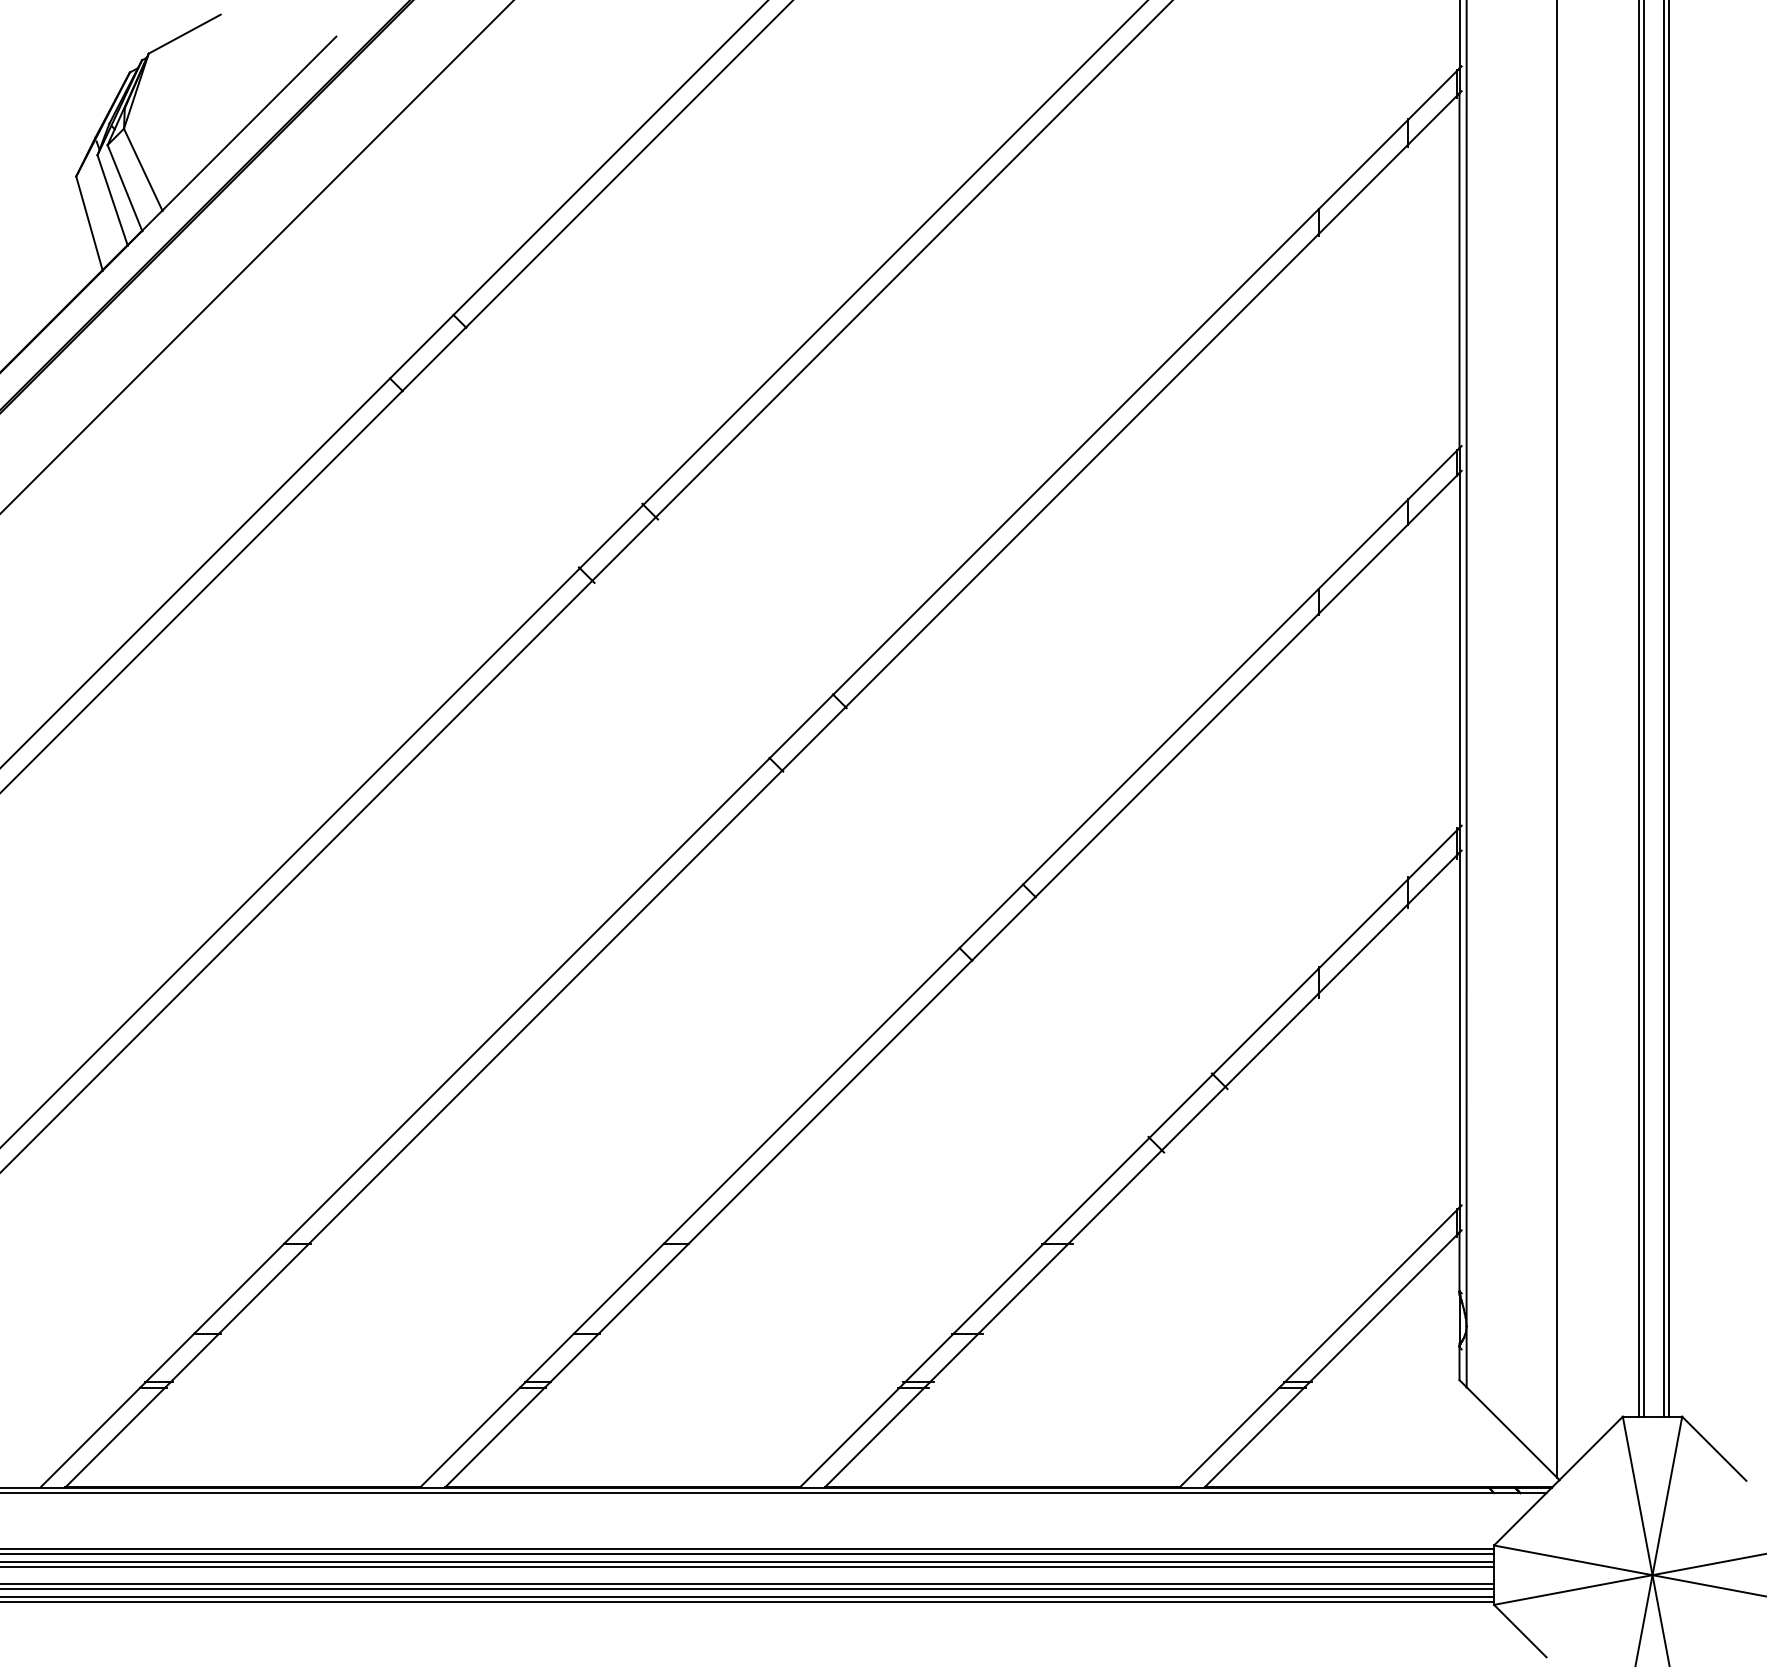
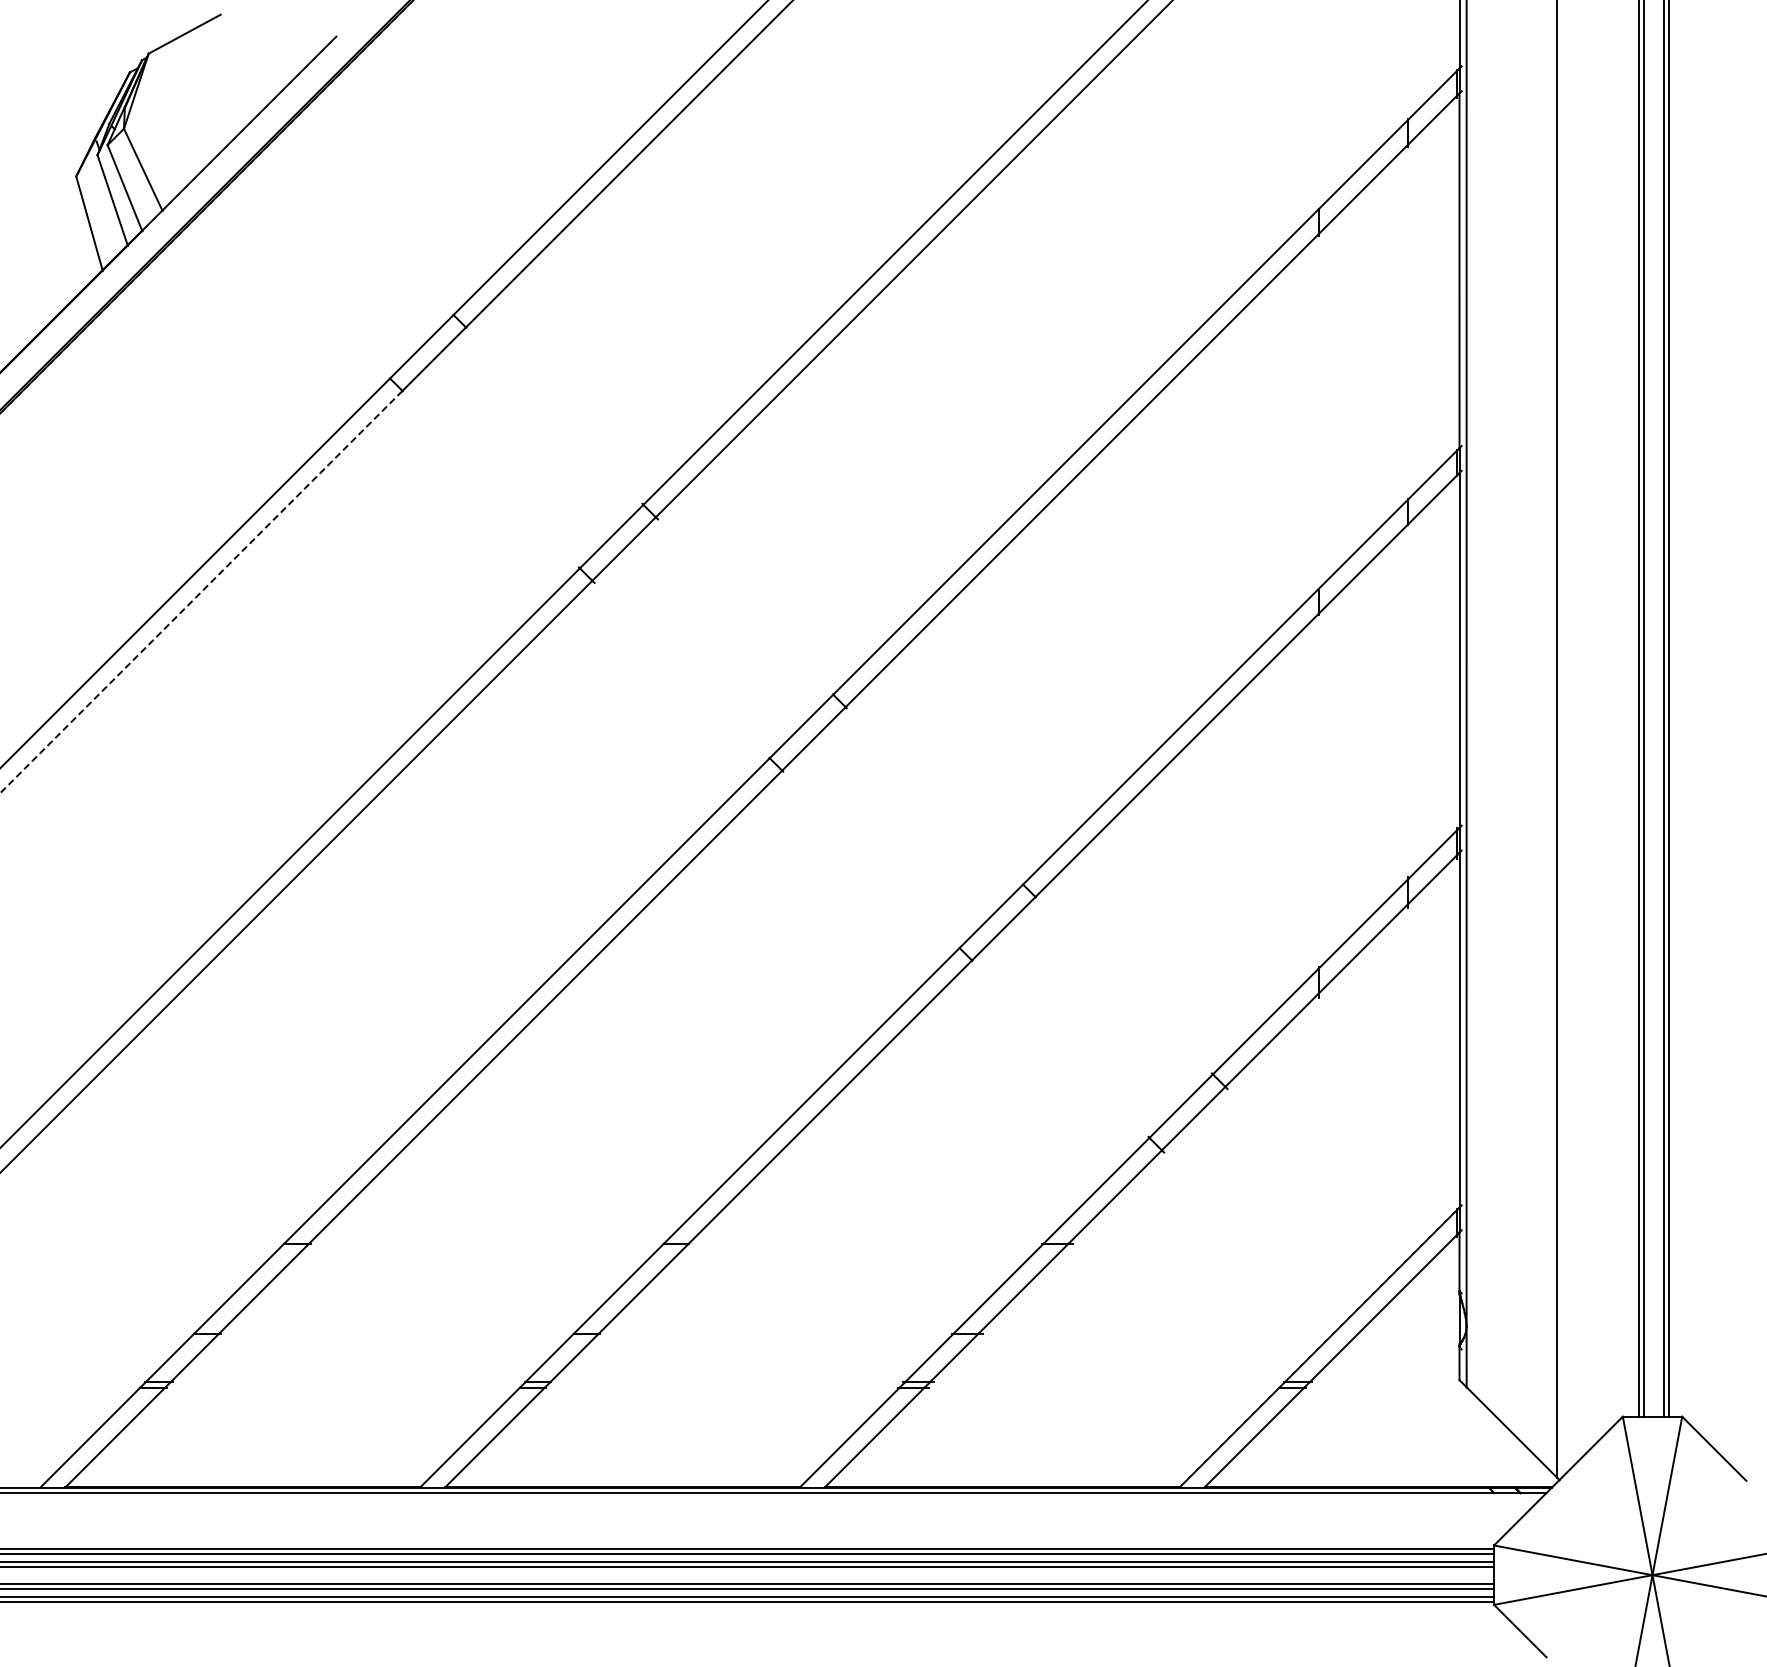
line: present -> none (257, 257)
line: solid -> dashed (201, 592)
